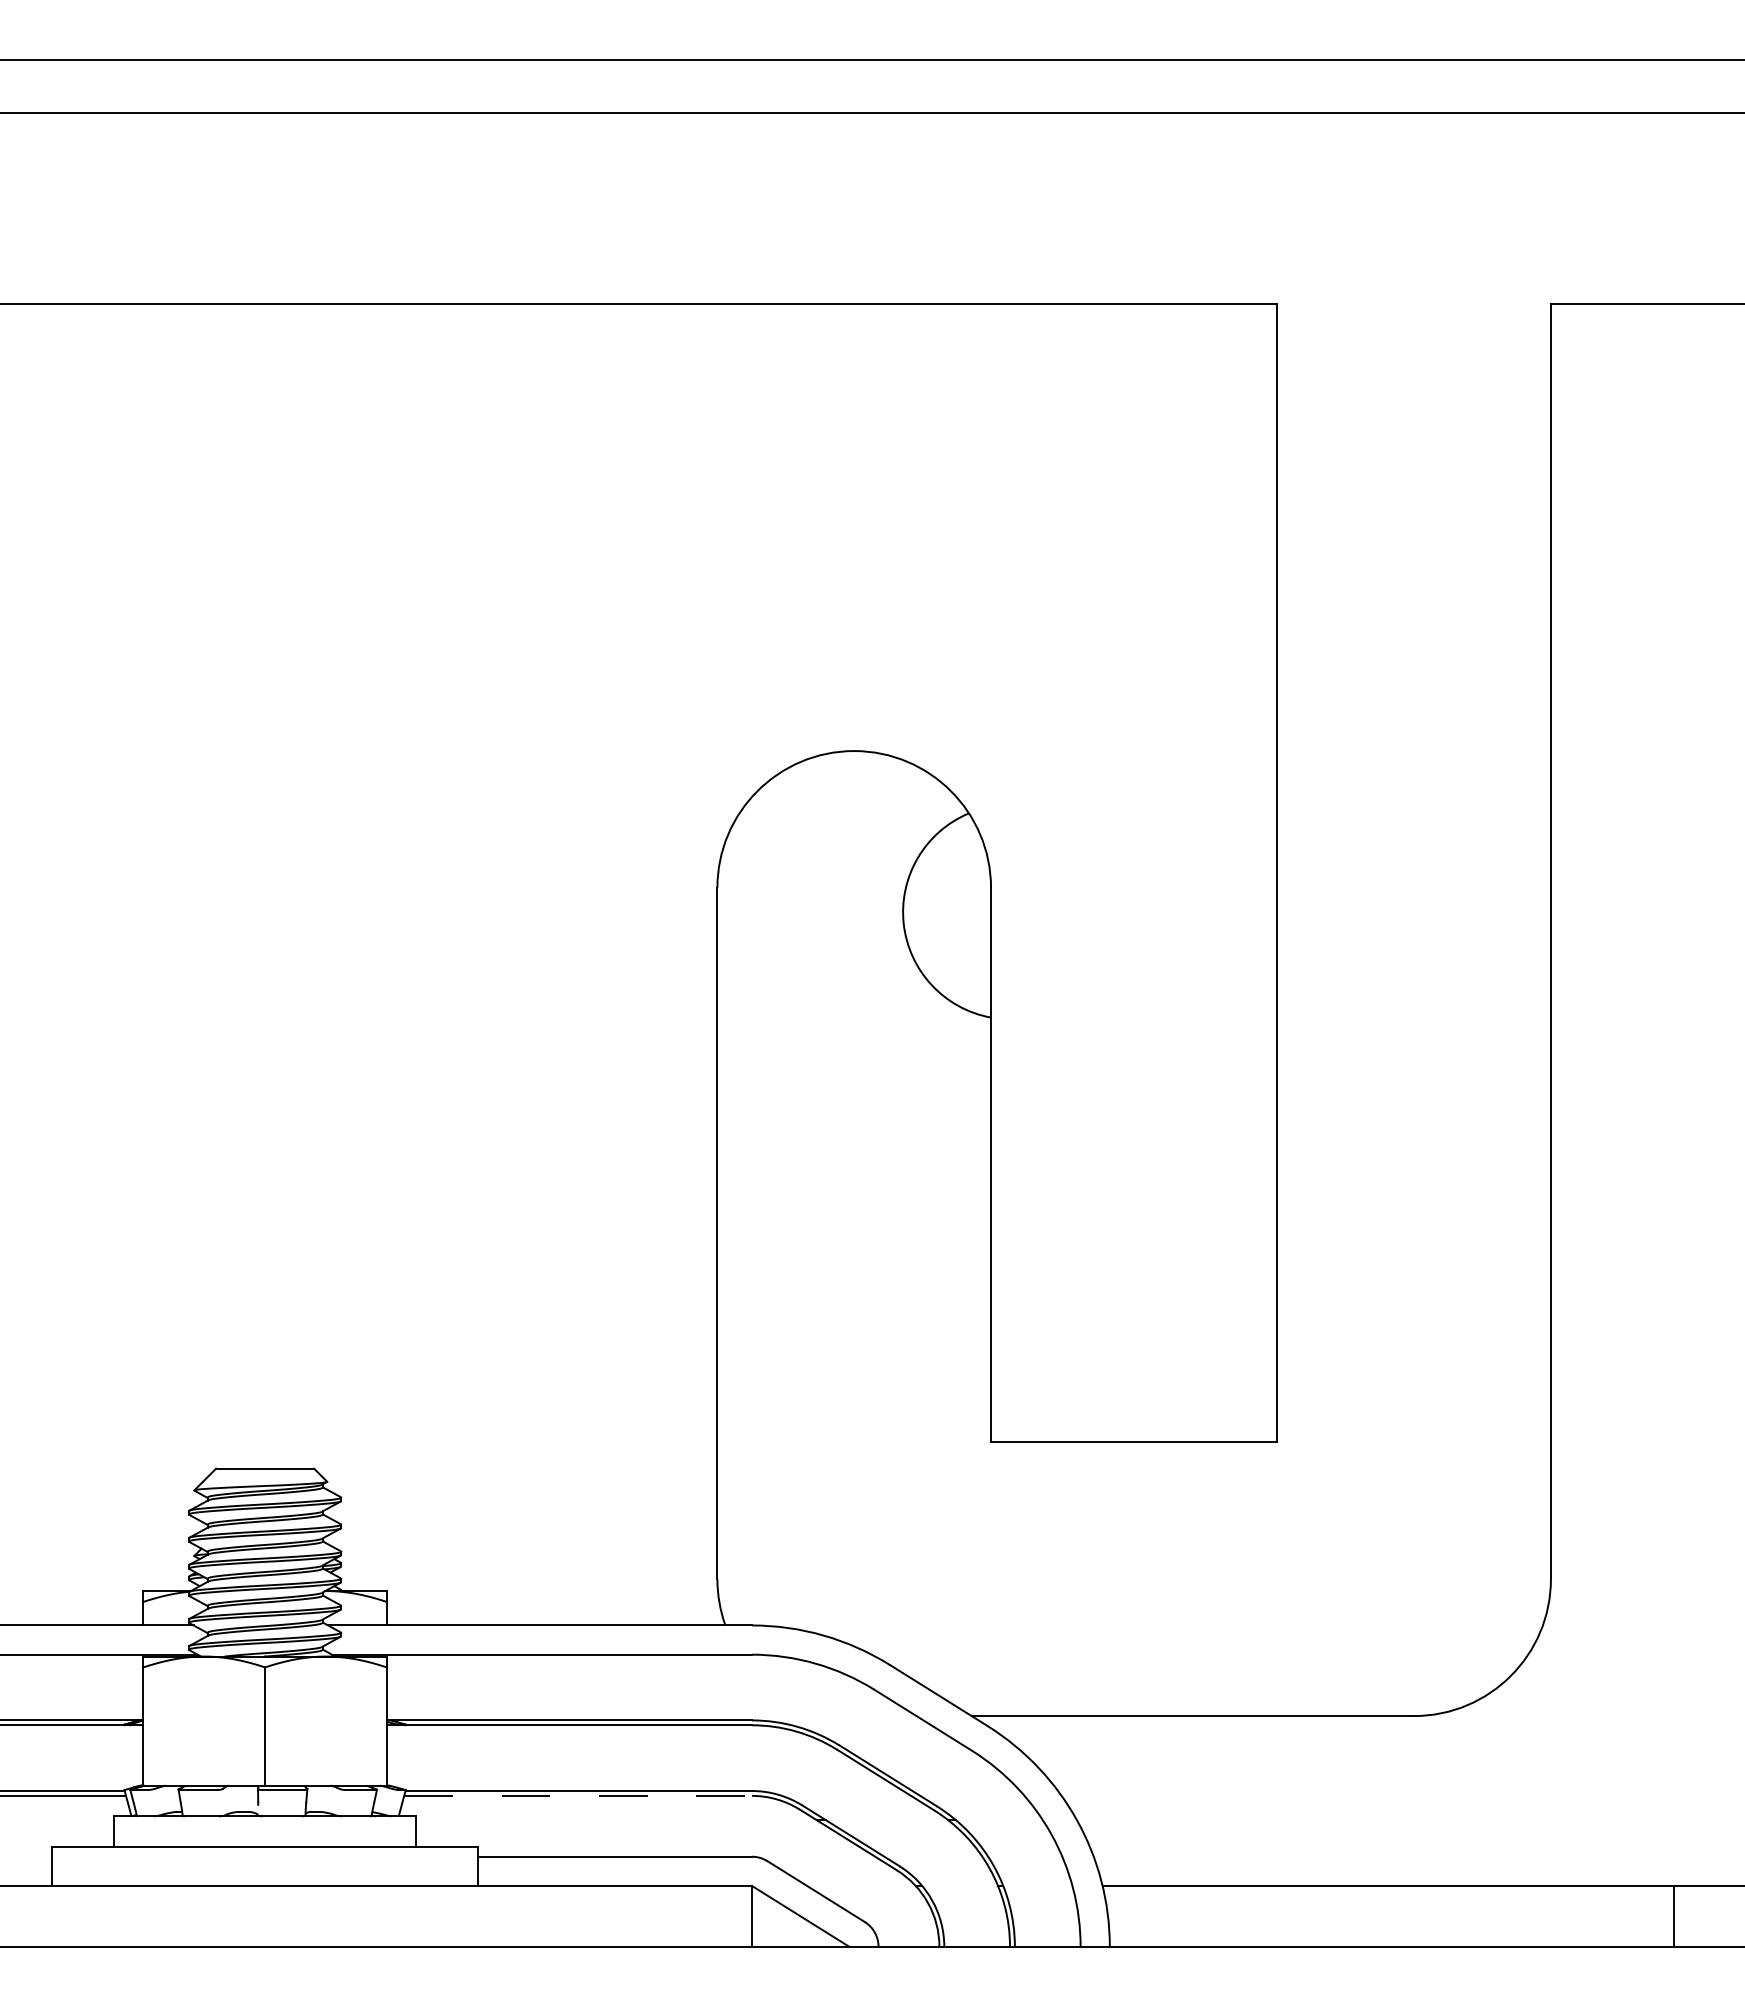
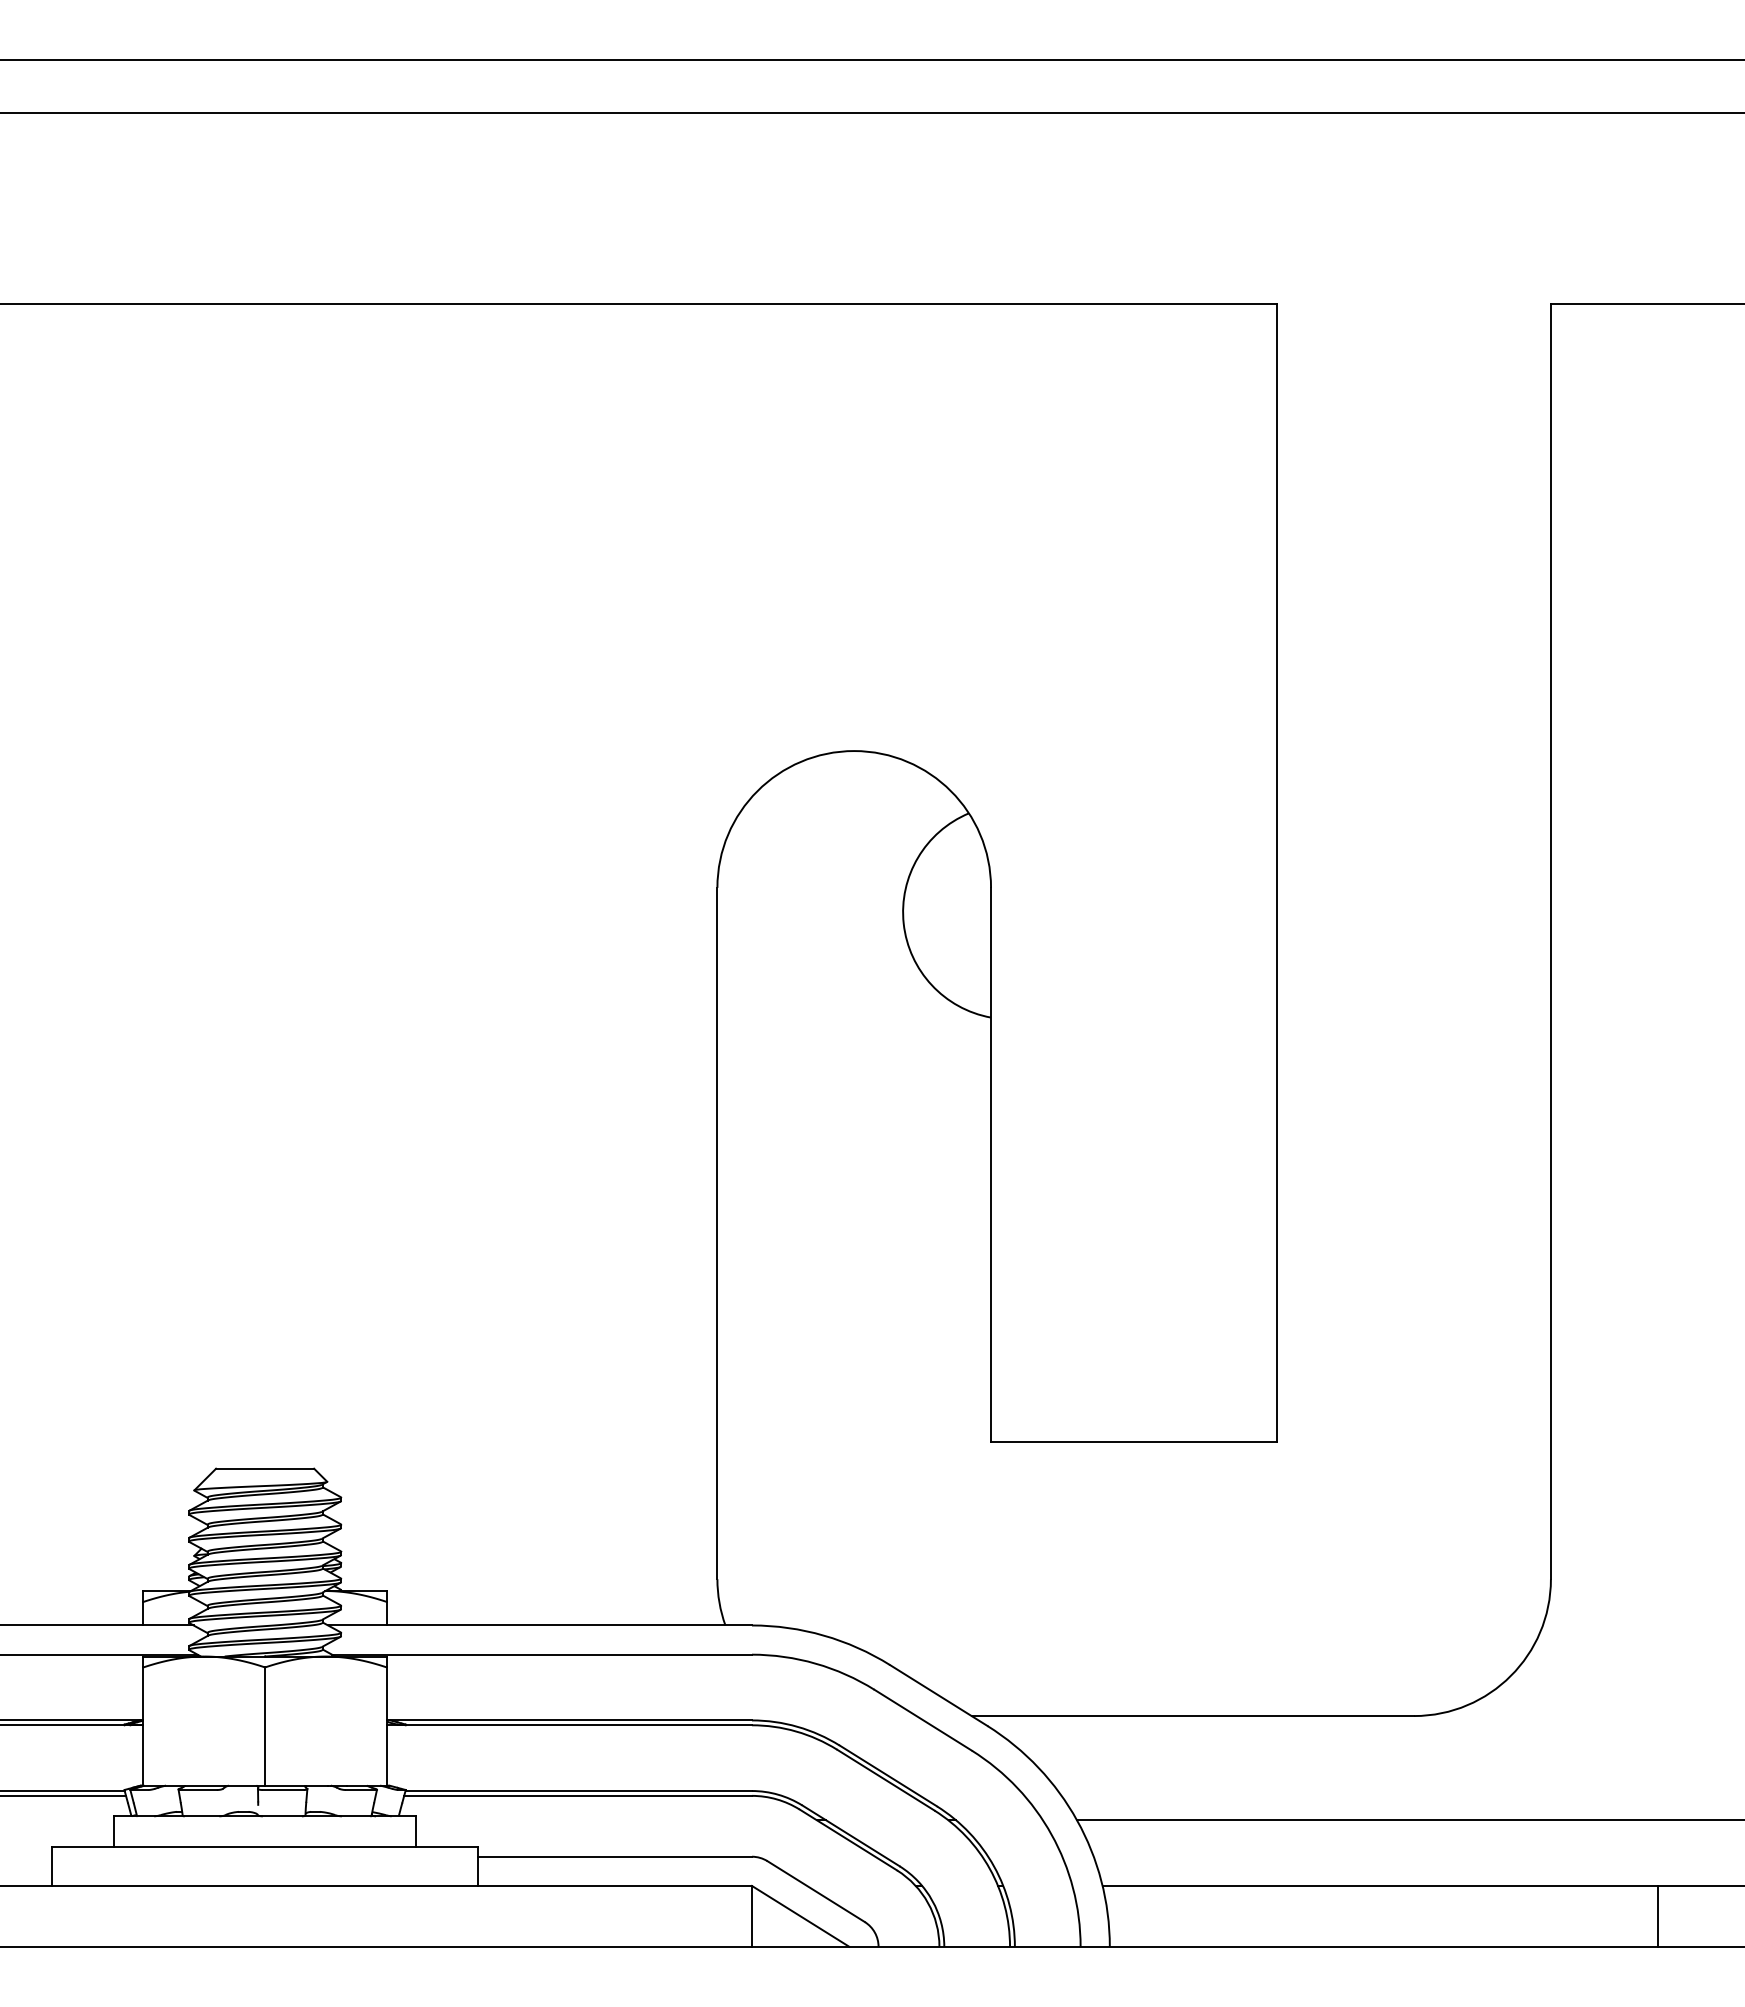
line: dashed -> solid (578, 1795)
line: none -> present (1409, 1820)
line position: (1674, 1915) -> (1658, 1915) (1658, 1915)
